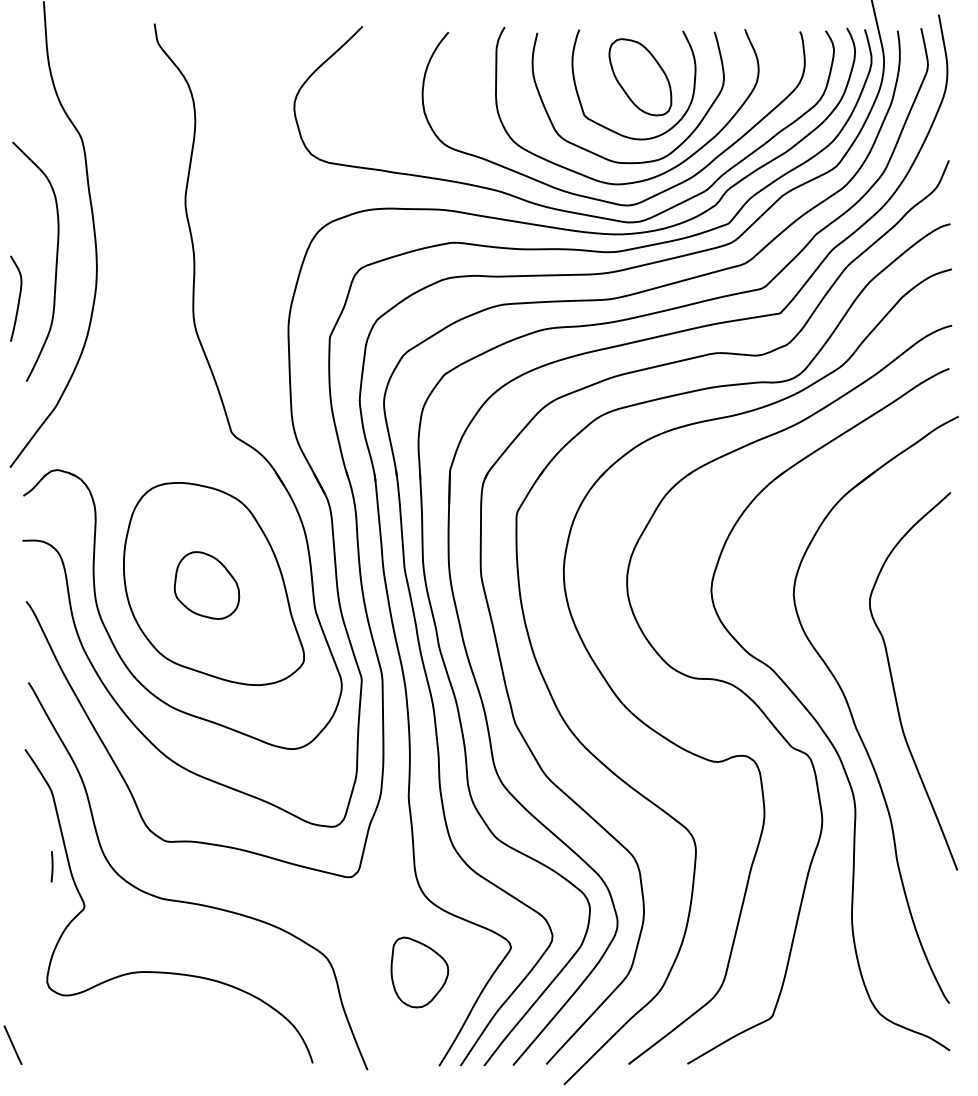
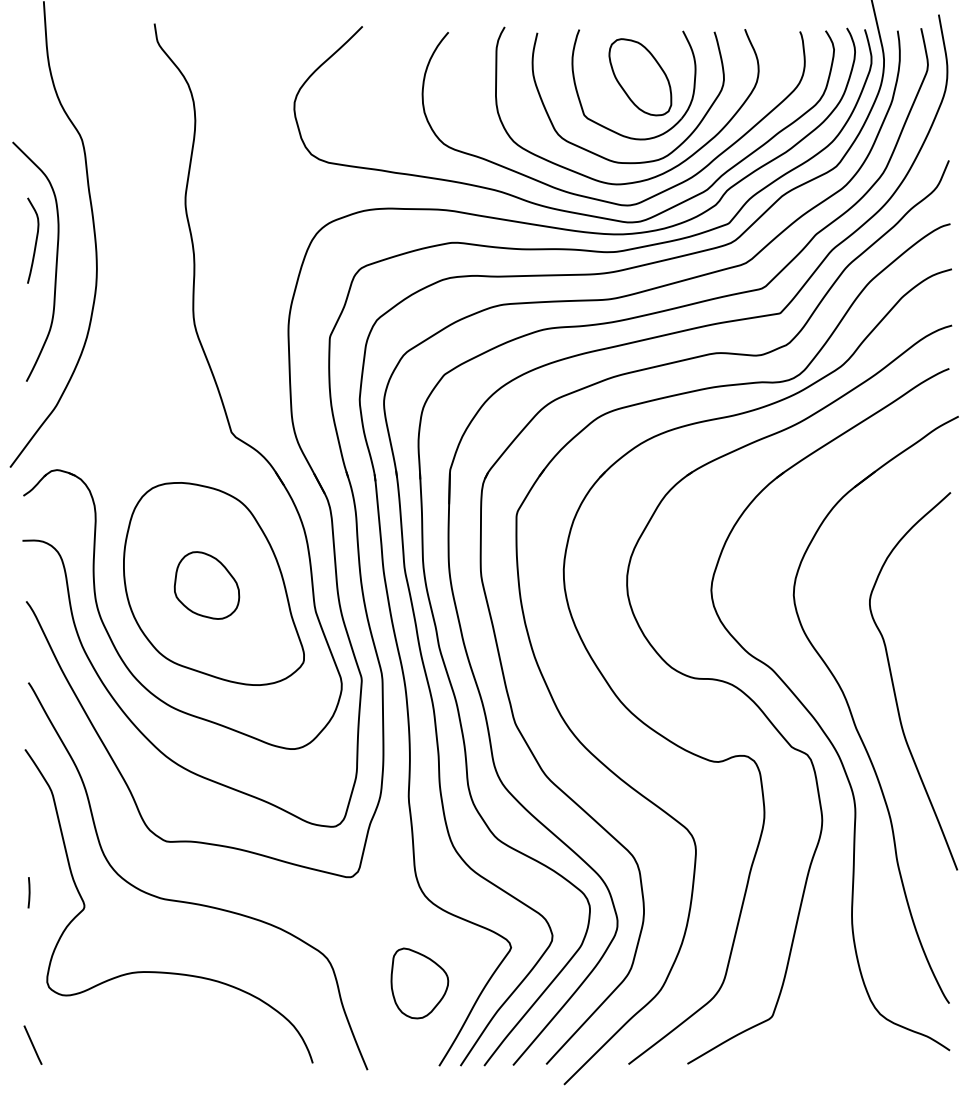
curve position: (18, 298) -> (35, 240) (35, 240)
line position: (51, 866) -> (28, 892) (28, 892)
part position: (419, 972) -> (419, 983) (419, 983)
line position: (12, 1044) -> (32, 1044) (32, 1044)
